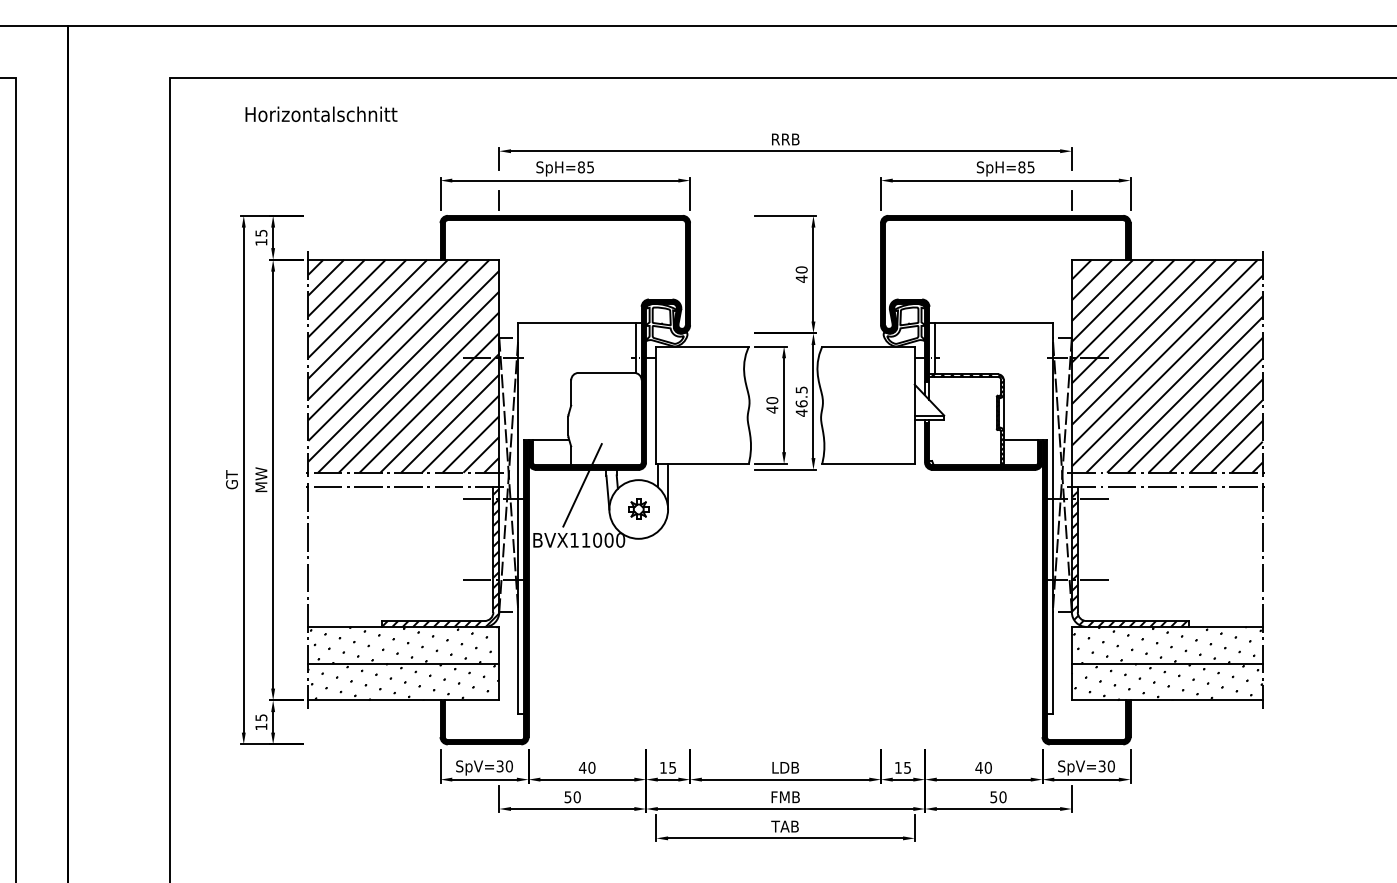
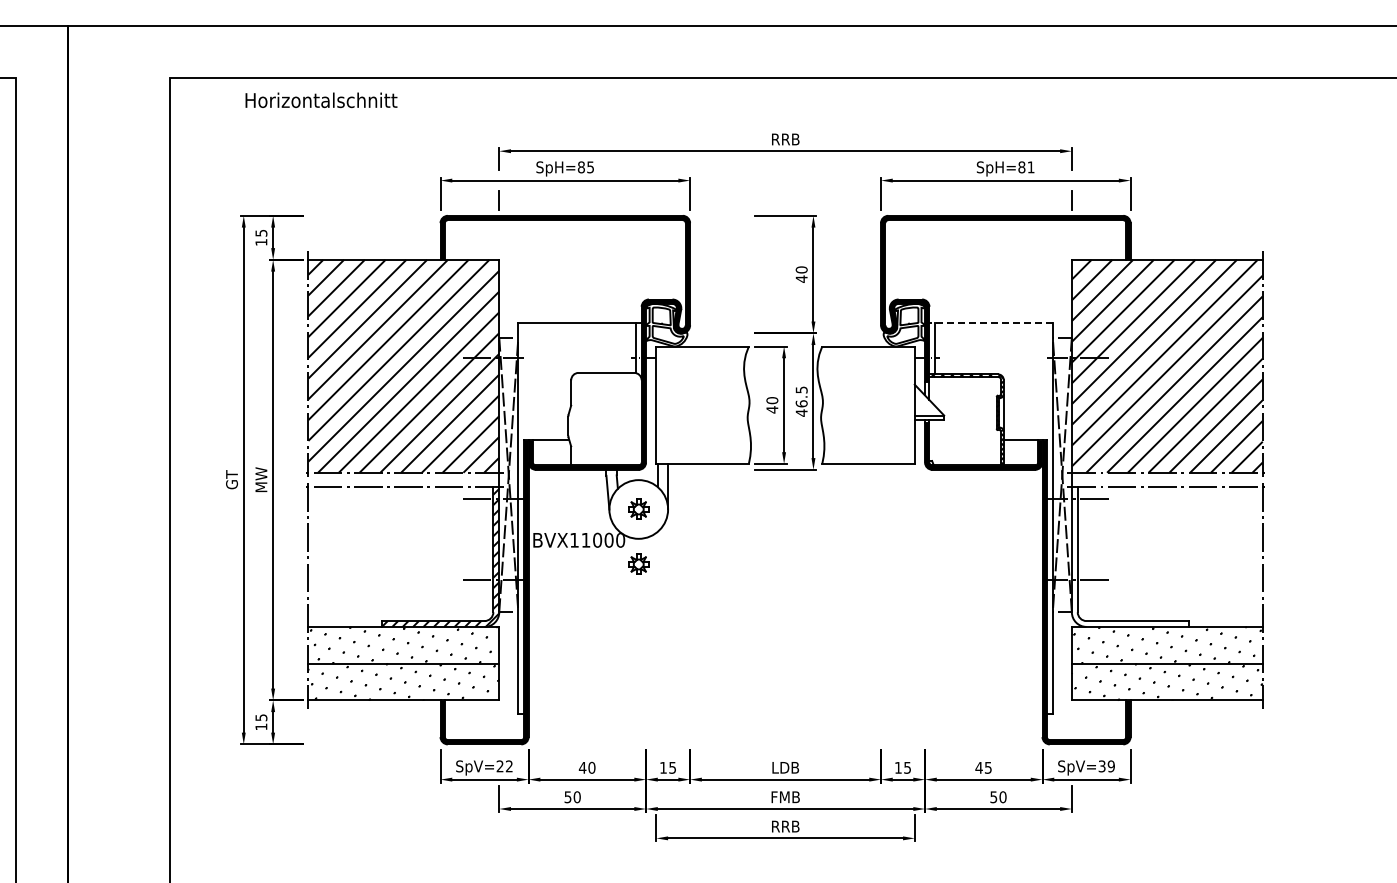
text position: (321, 114) -> (321, 100) (321, 100)
text: SpH=85 -> SpH=81 (1030, 167)
line: solid -> dashed (991, 323)
line: present -> none (582, 485)
hatch: present -> none (1129, 558)
part: none -> present (638, 563)
text: SpV=30 -> SpV=22 (504, 766)
text: SpV=30 -> SpV=39 (1110, 766)
text: 40 -> 45 (987, 767)
text: TAB -> RRB (785, 826)
